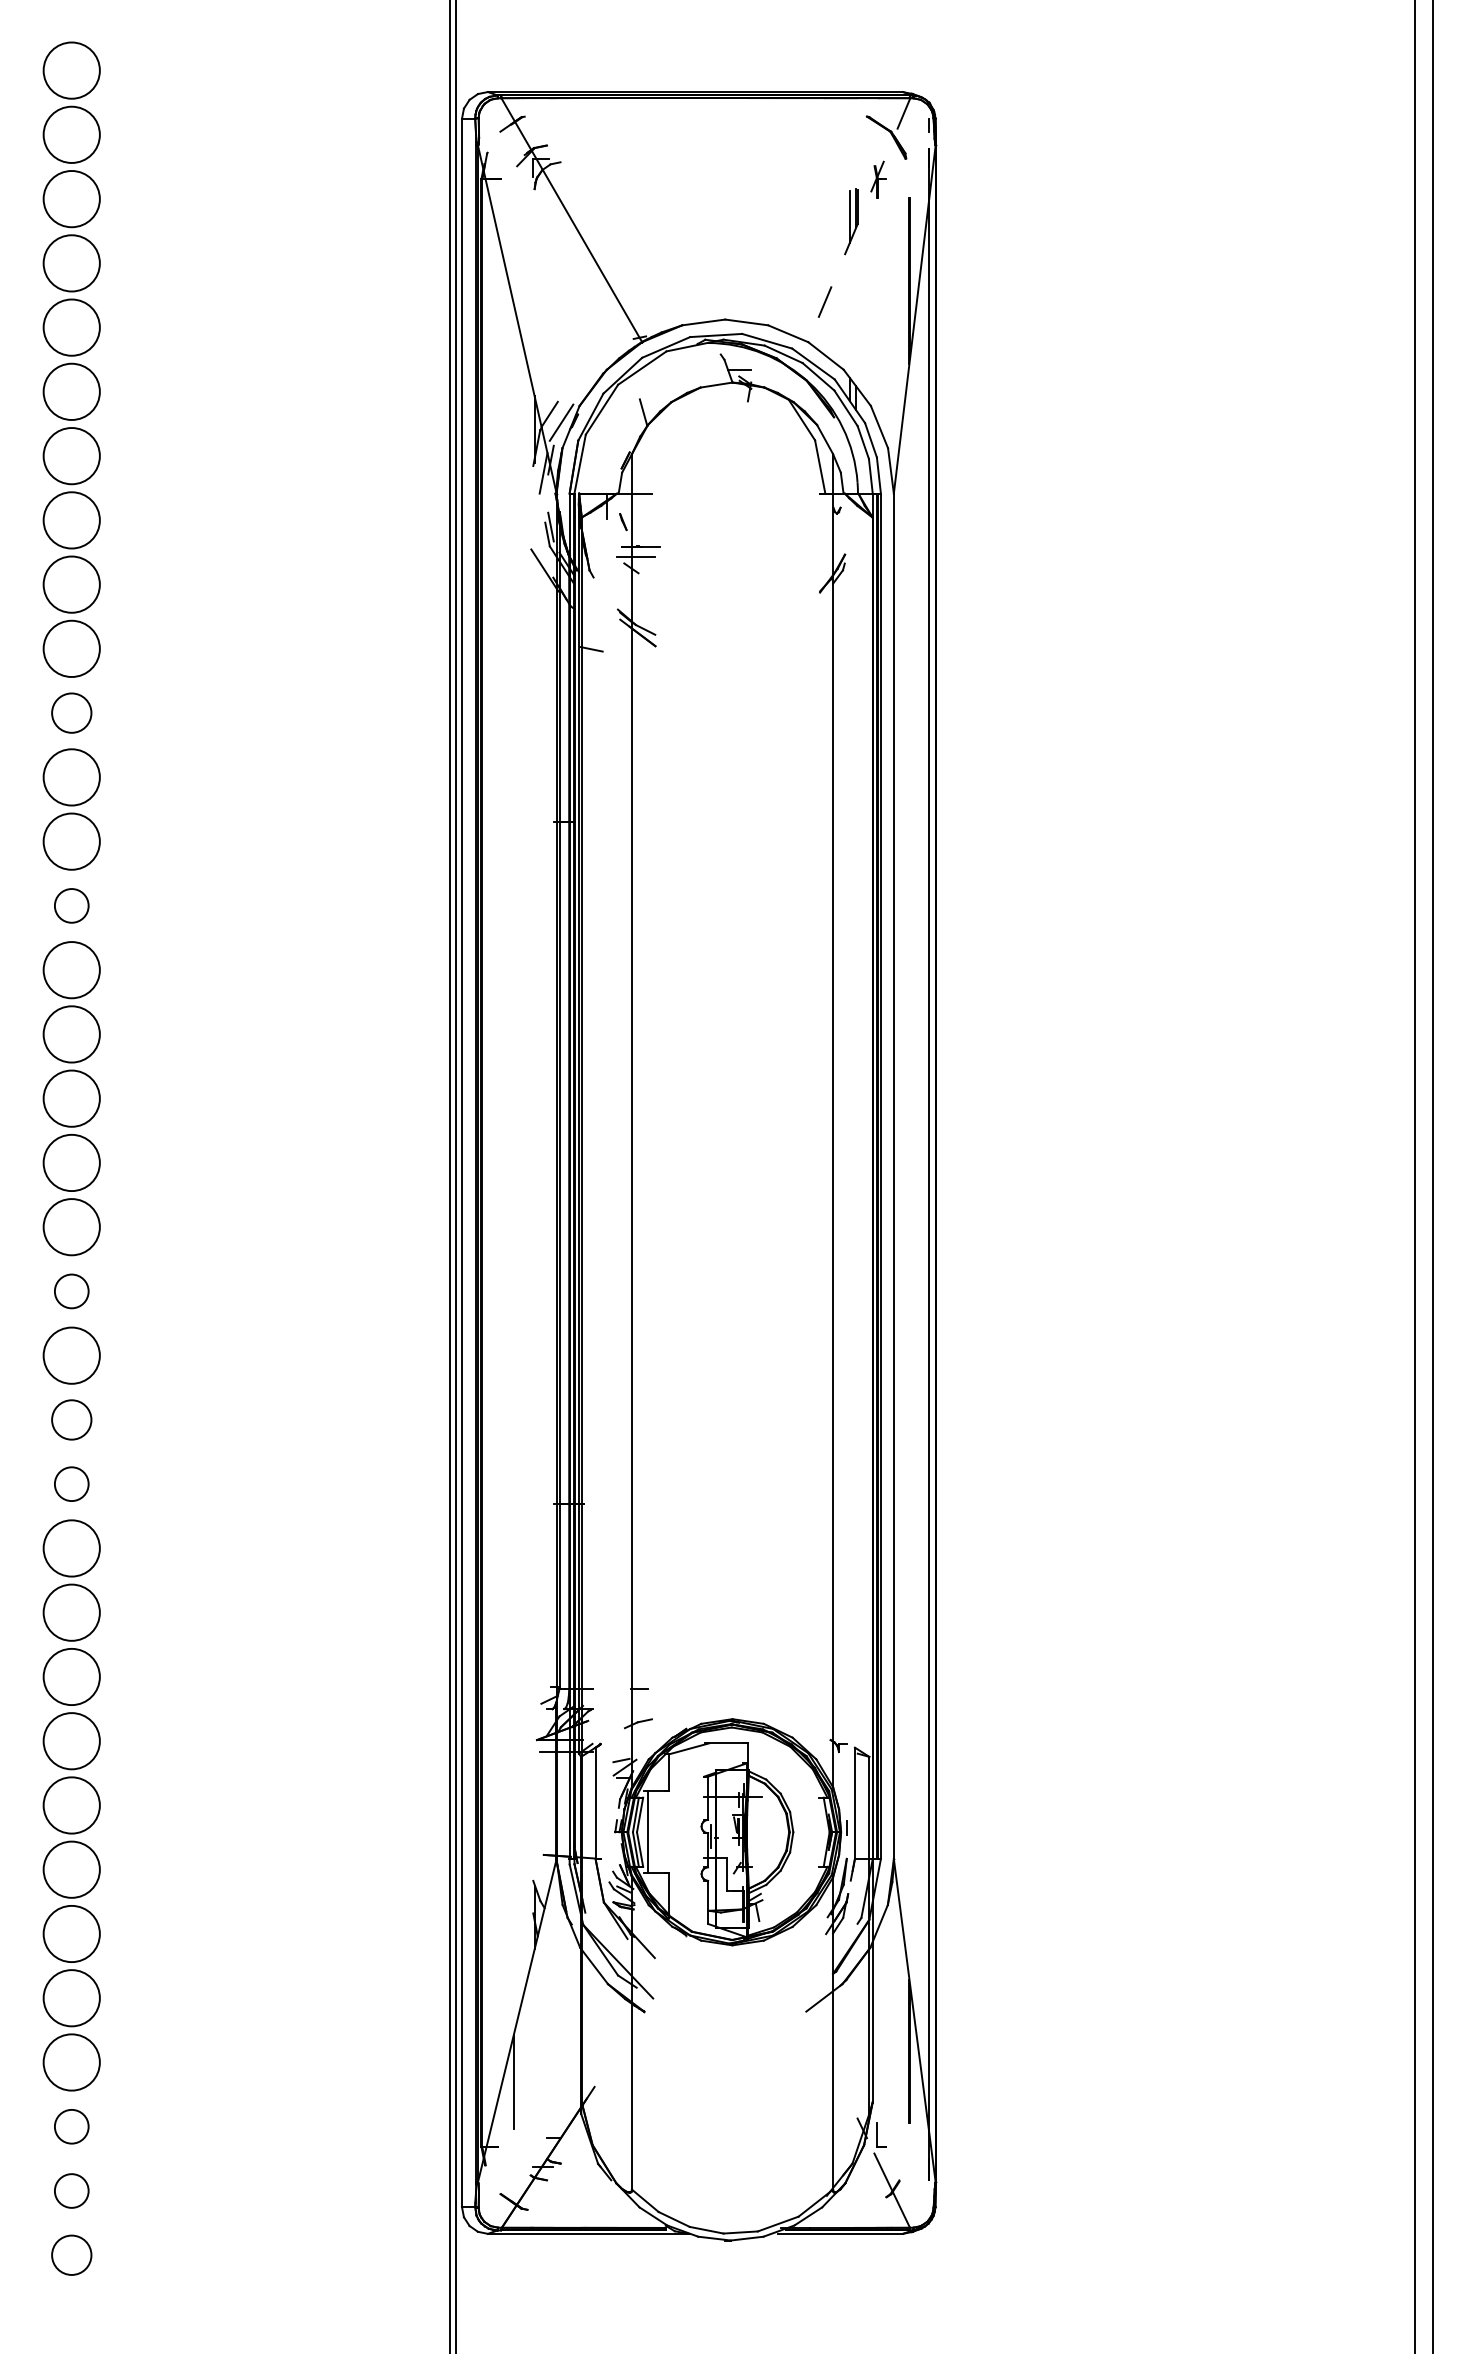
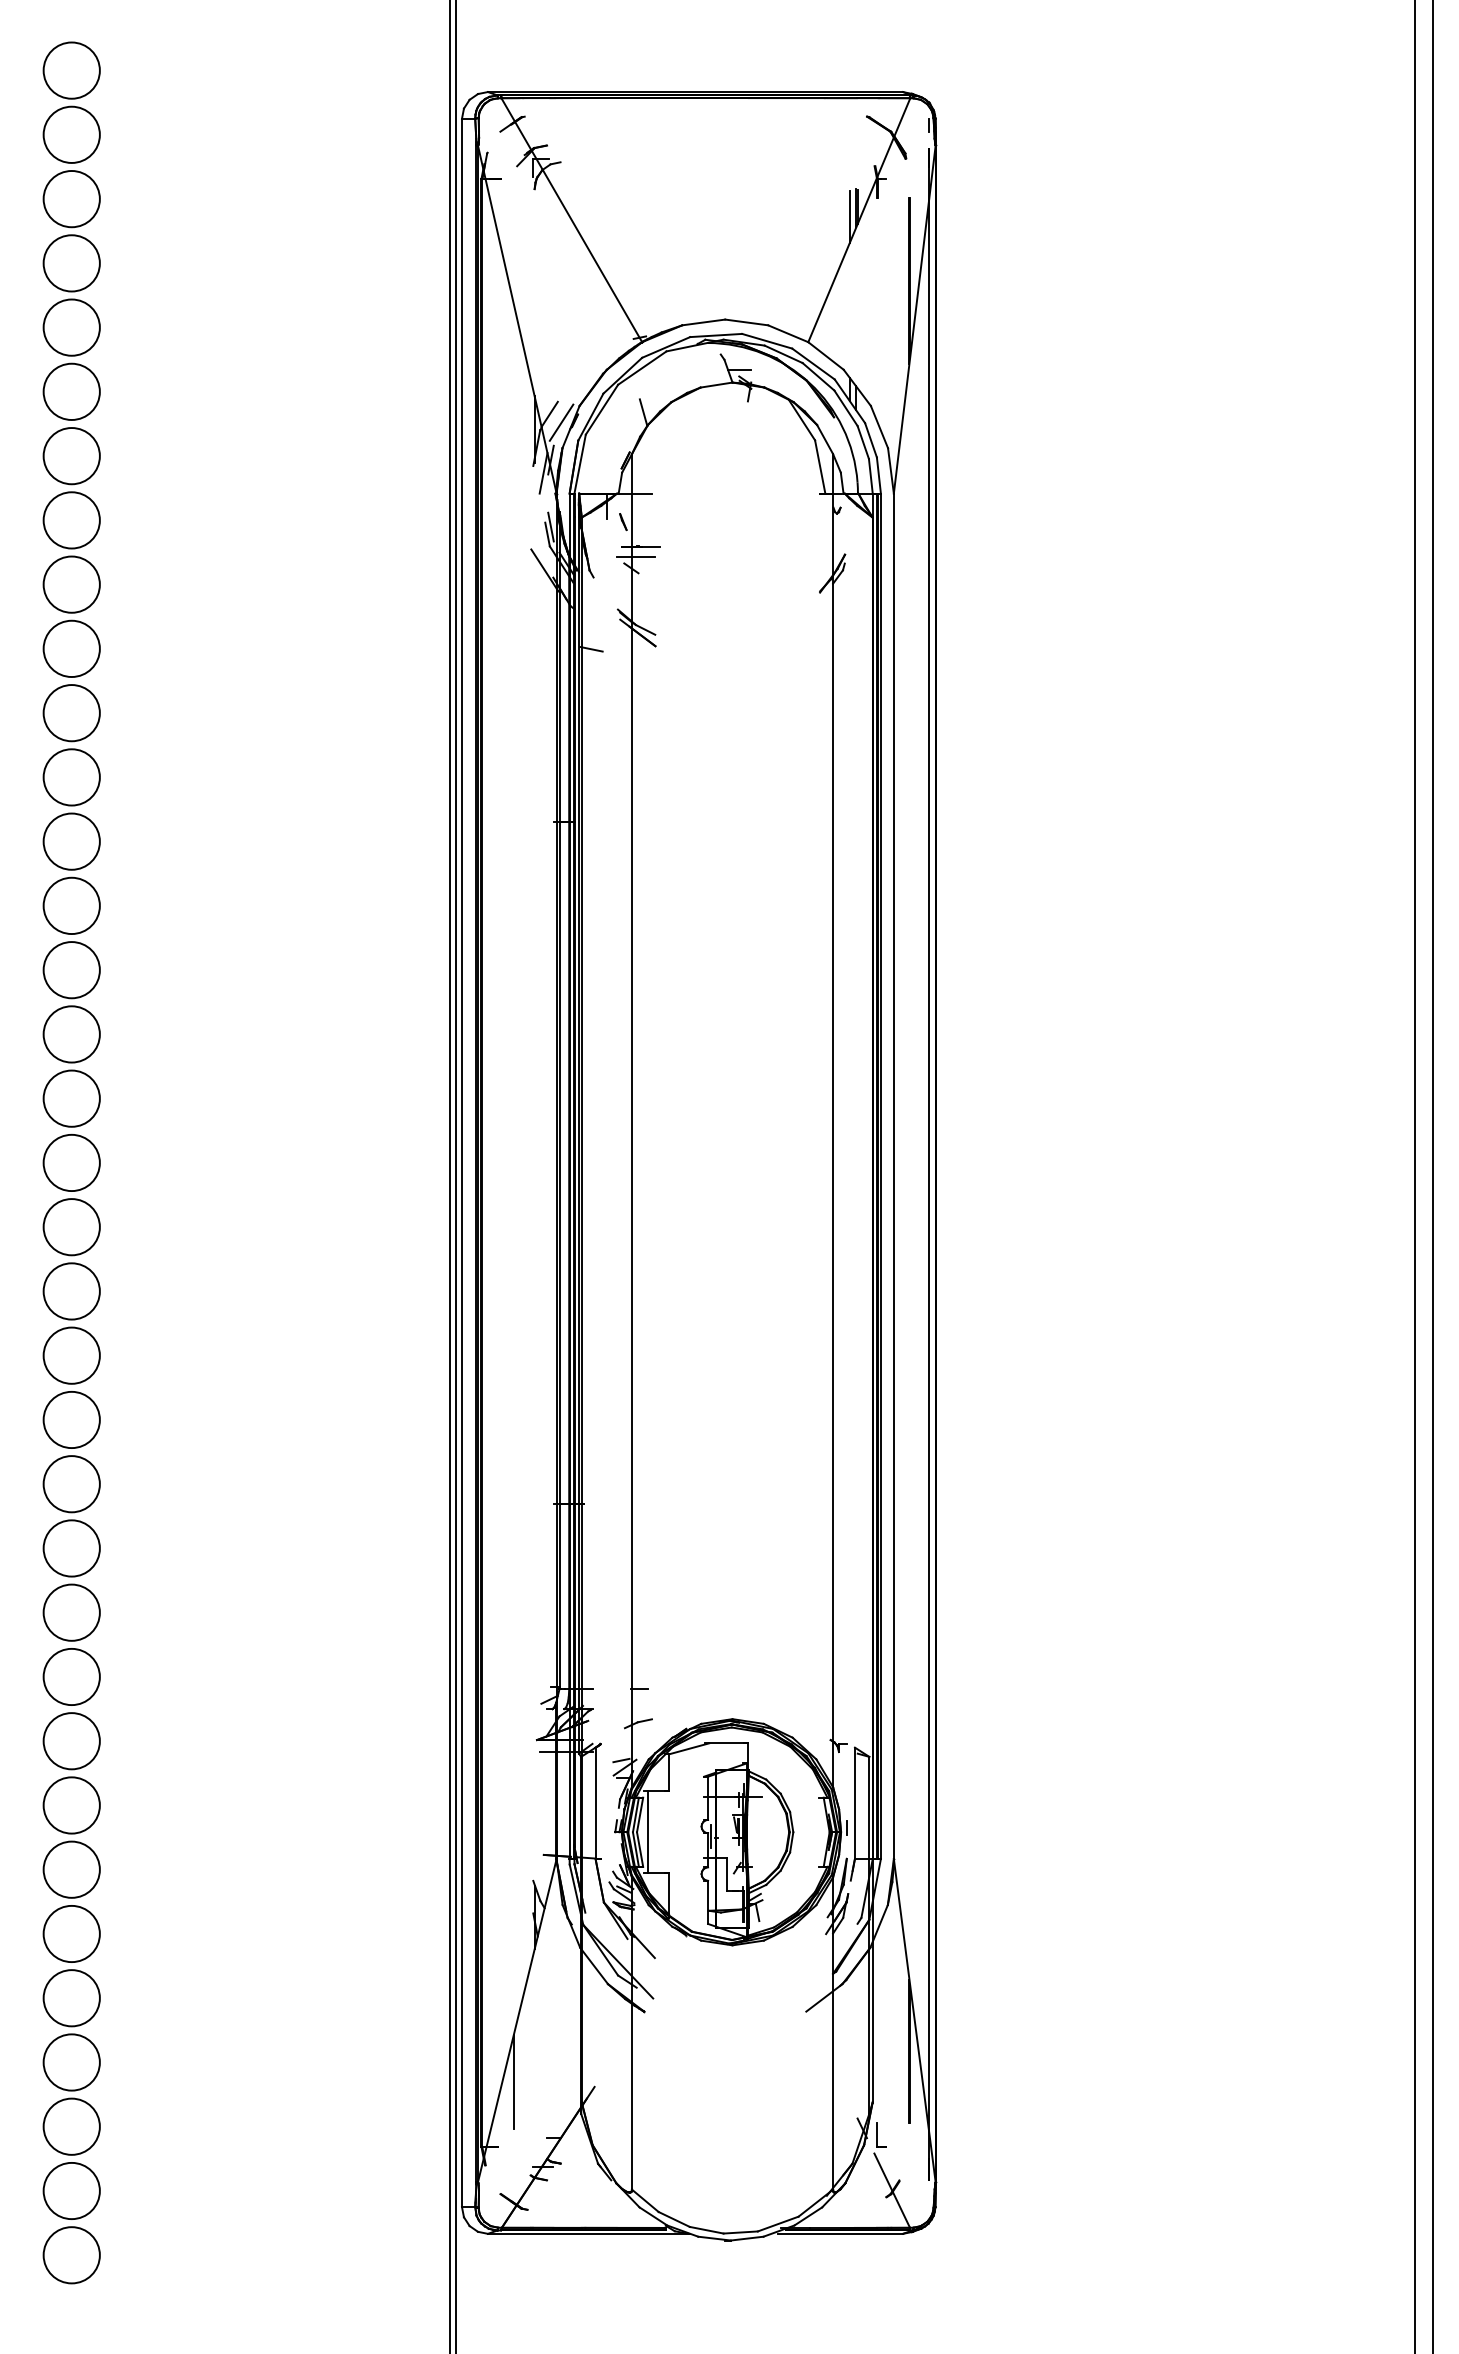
line: dashed -> solid (859, 220)
circle diameter: 39 px -> 56 px (71, 713)
circle diameter: 34 px -> 56 px (71, 905)
circle diameter: 34 px -> 56 px (71, 1291)
circle diameter: 39 px -> 56 px (71, 1419)
circle diameter: 34 px -> 56 px (71, 1484)
circle diameter: 34 px -> 56 px (71, 2126)
circle diameter: 34 px -> 56 px (71, 2190)
circle diameter: 39 px -> 56 px (71, 2255)
